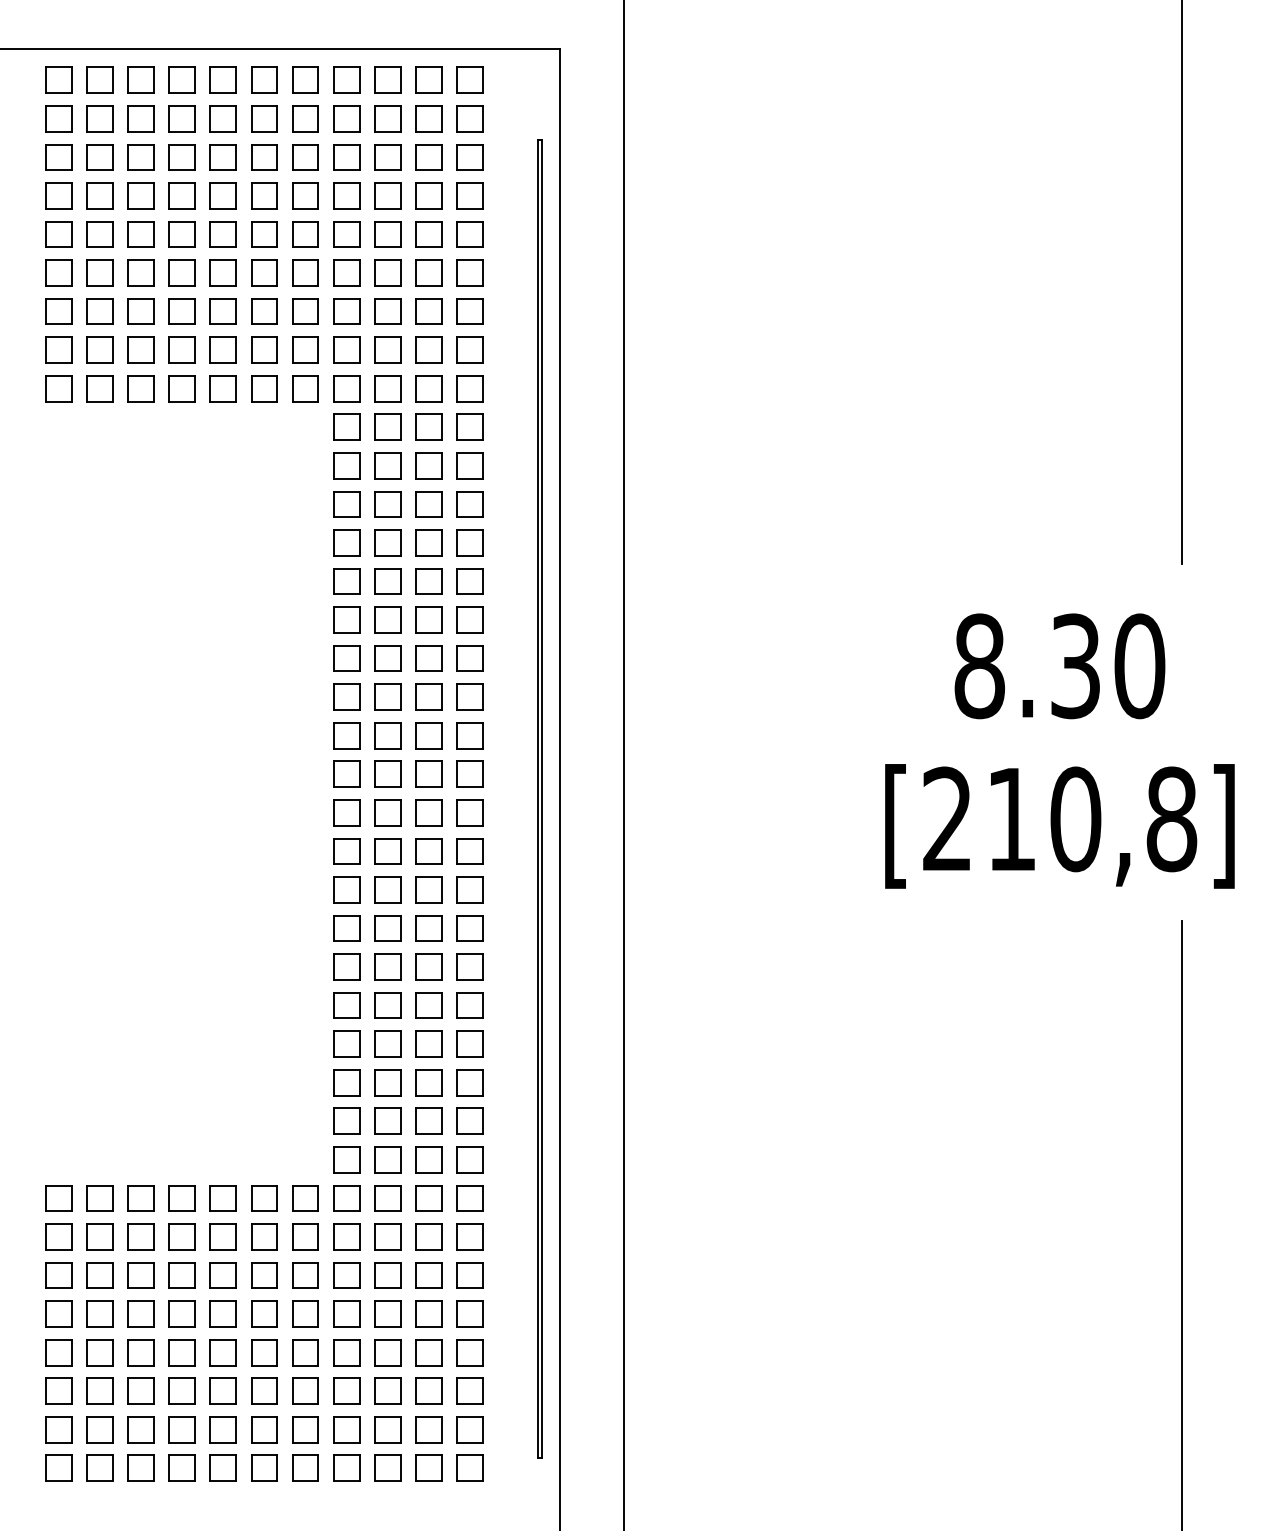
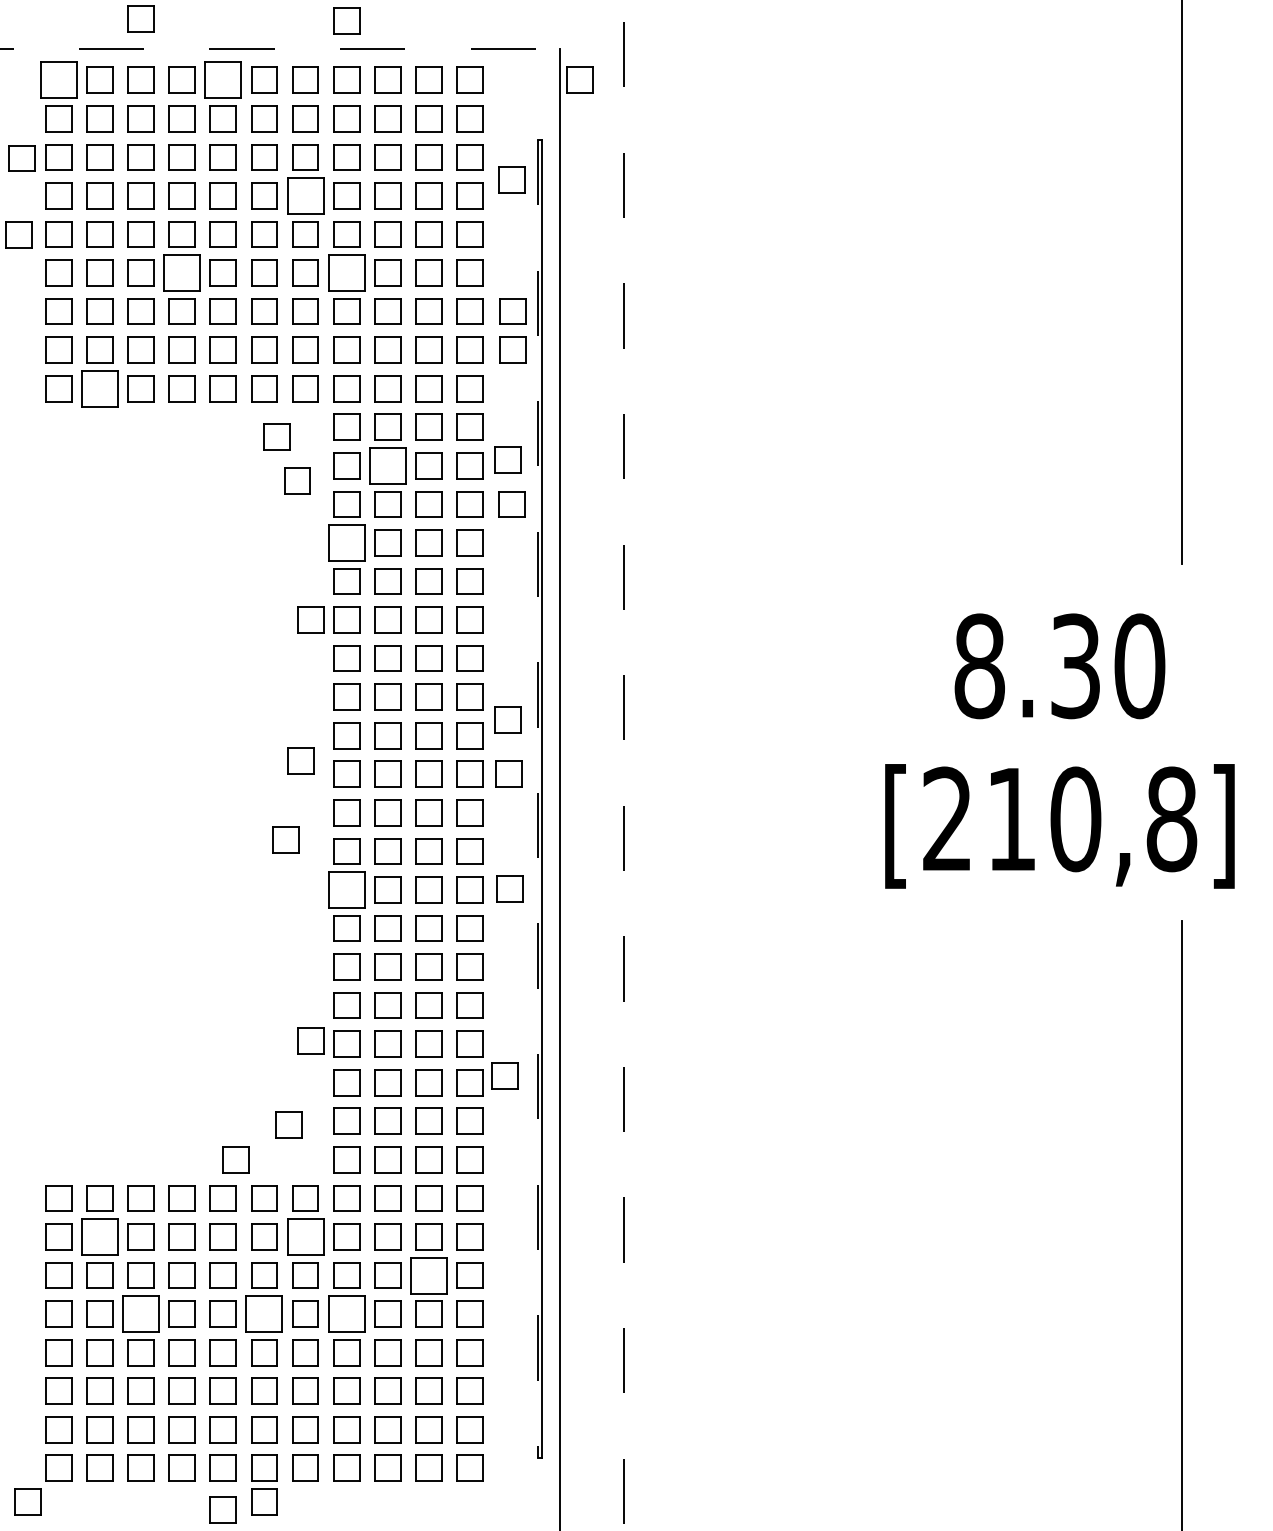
part: none -> present (140, 18)
part: none -> present (346, 20)
line: solid -> dashed (280, 49)
part size: 28x28 px -> 38x38 px (58, 79)
part size: 28x28 px -> 38x38 px (222, 79)
part: none -> present (579, 79)
part: none -> present (21, 158)
part: none -> present (511, 179)
part size: 27x28 px -> 38x38 px (305, 195)
part: none -> present (18, 234)
part size: 28x28 px -> 38x38 px (181, 272)
part size: 28x28 px -> 38x38 px (346, 272)
part: none -> present (512, 311)
part: none -> present (512, 349)
part size: 28x28 px -> 38x38 px (99, 388)
part: none -> present (276, 436)
part: none -> present (507, 459)
part size: 28x28 px -> 38x38 px (387, 465)
part: none -> present (297, 480)
part: none -> present (511, 504)
part size: 28x28 px -> 38x38 px (346, 542)
part: none -> present (310, 619)
part: none -> present (507, 719)
part: none -> present (300, 760)
line: solid -> dashed (624, 765)
part: none -> present (508, 773)
line: solid -> dashed (537, 799)
part: none -> present (285, 839)
part: none -> present (509, 888)
part size: 28x28 px -> 38x38 px (346, 889)
part: none -> present (310, 1040)
part: none -> present (504, 1075)
part: none -> present (288, 1124)
part: none -> present (235, 1159)
part size: 28x28 px -> 38x38 px (99, 1236)
part size: 27x28 px -> 38x38 px (305, 1236)
part size: 28x27 px -> 38x38 px (428, 1275)
part size: 28x28 px -> 38x38 px (140, 1313)
part size: 27x28 px -> 38x38 px (263, 1313)
part size: 28x28 px -> 38x38 px (346, 1313)
part: none -> present (27, 1501)
part: none -> present (264, 1501)
part: none -> present (222, 1509)
